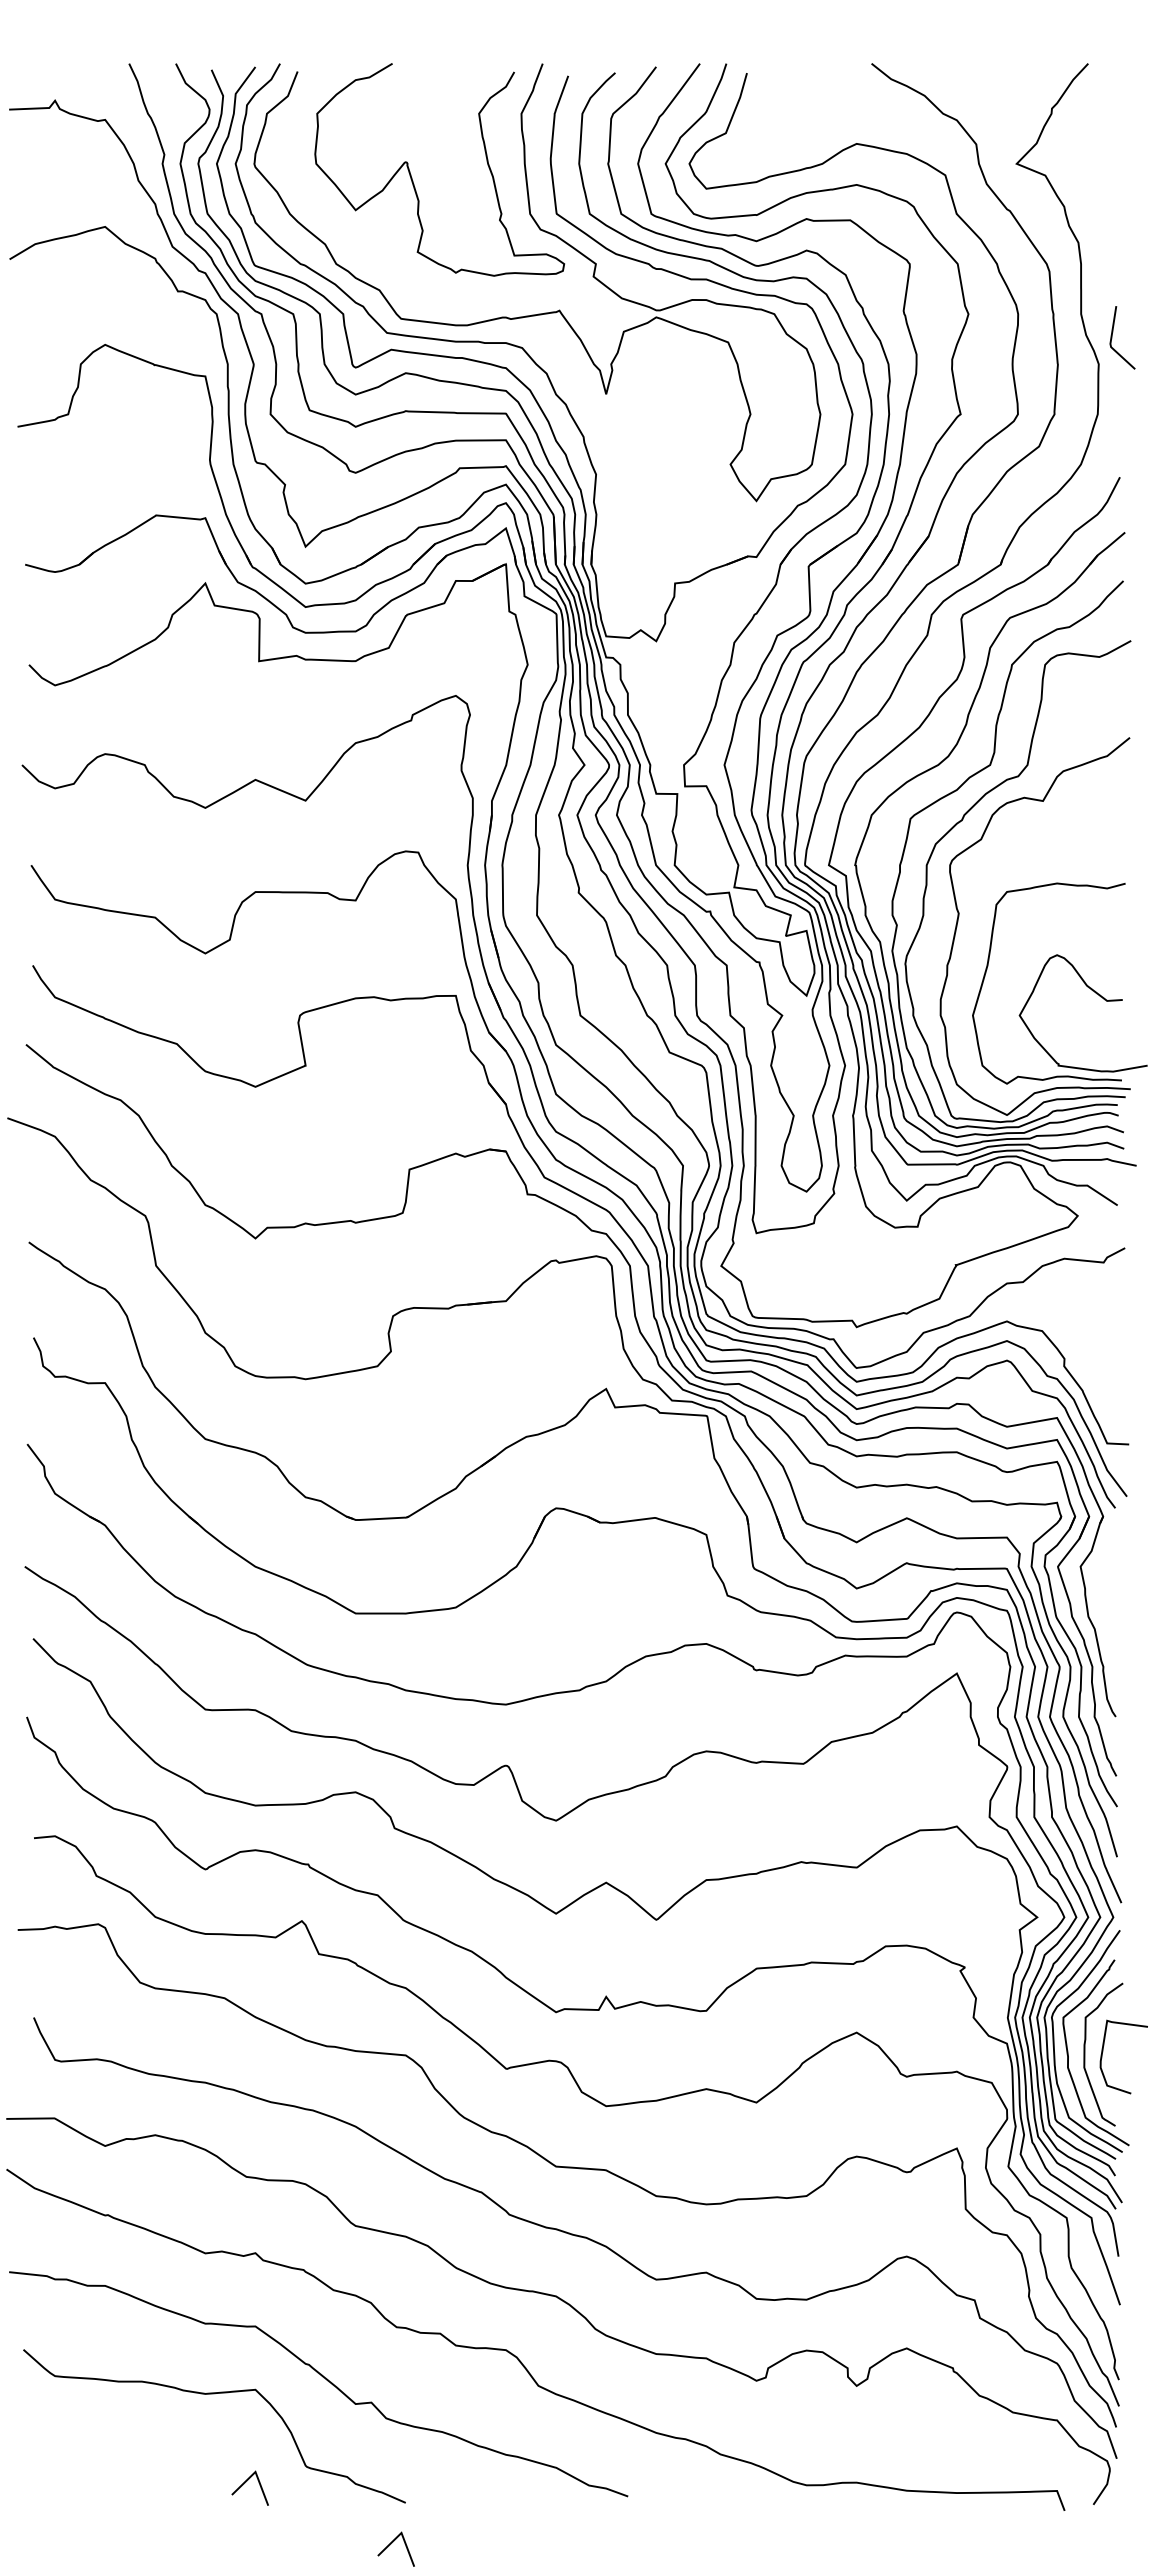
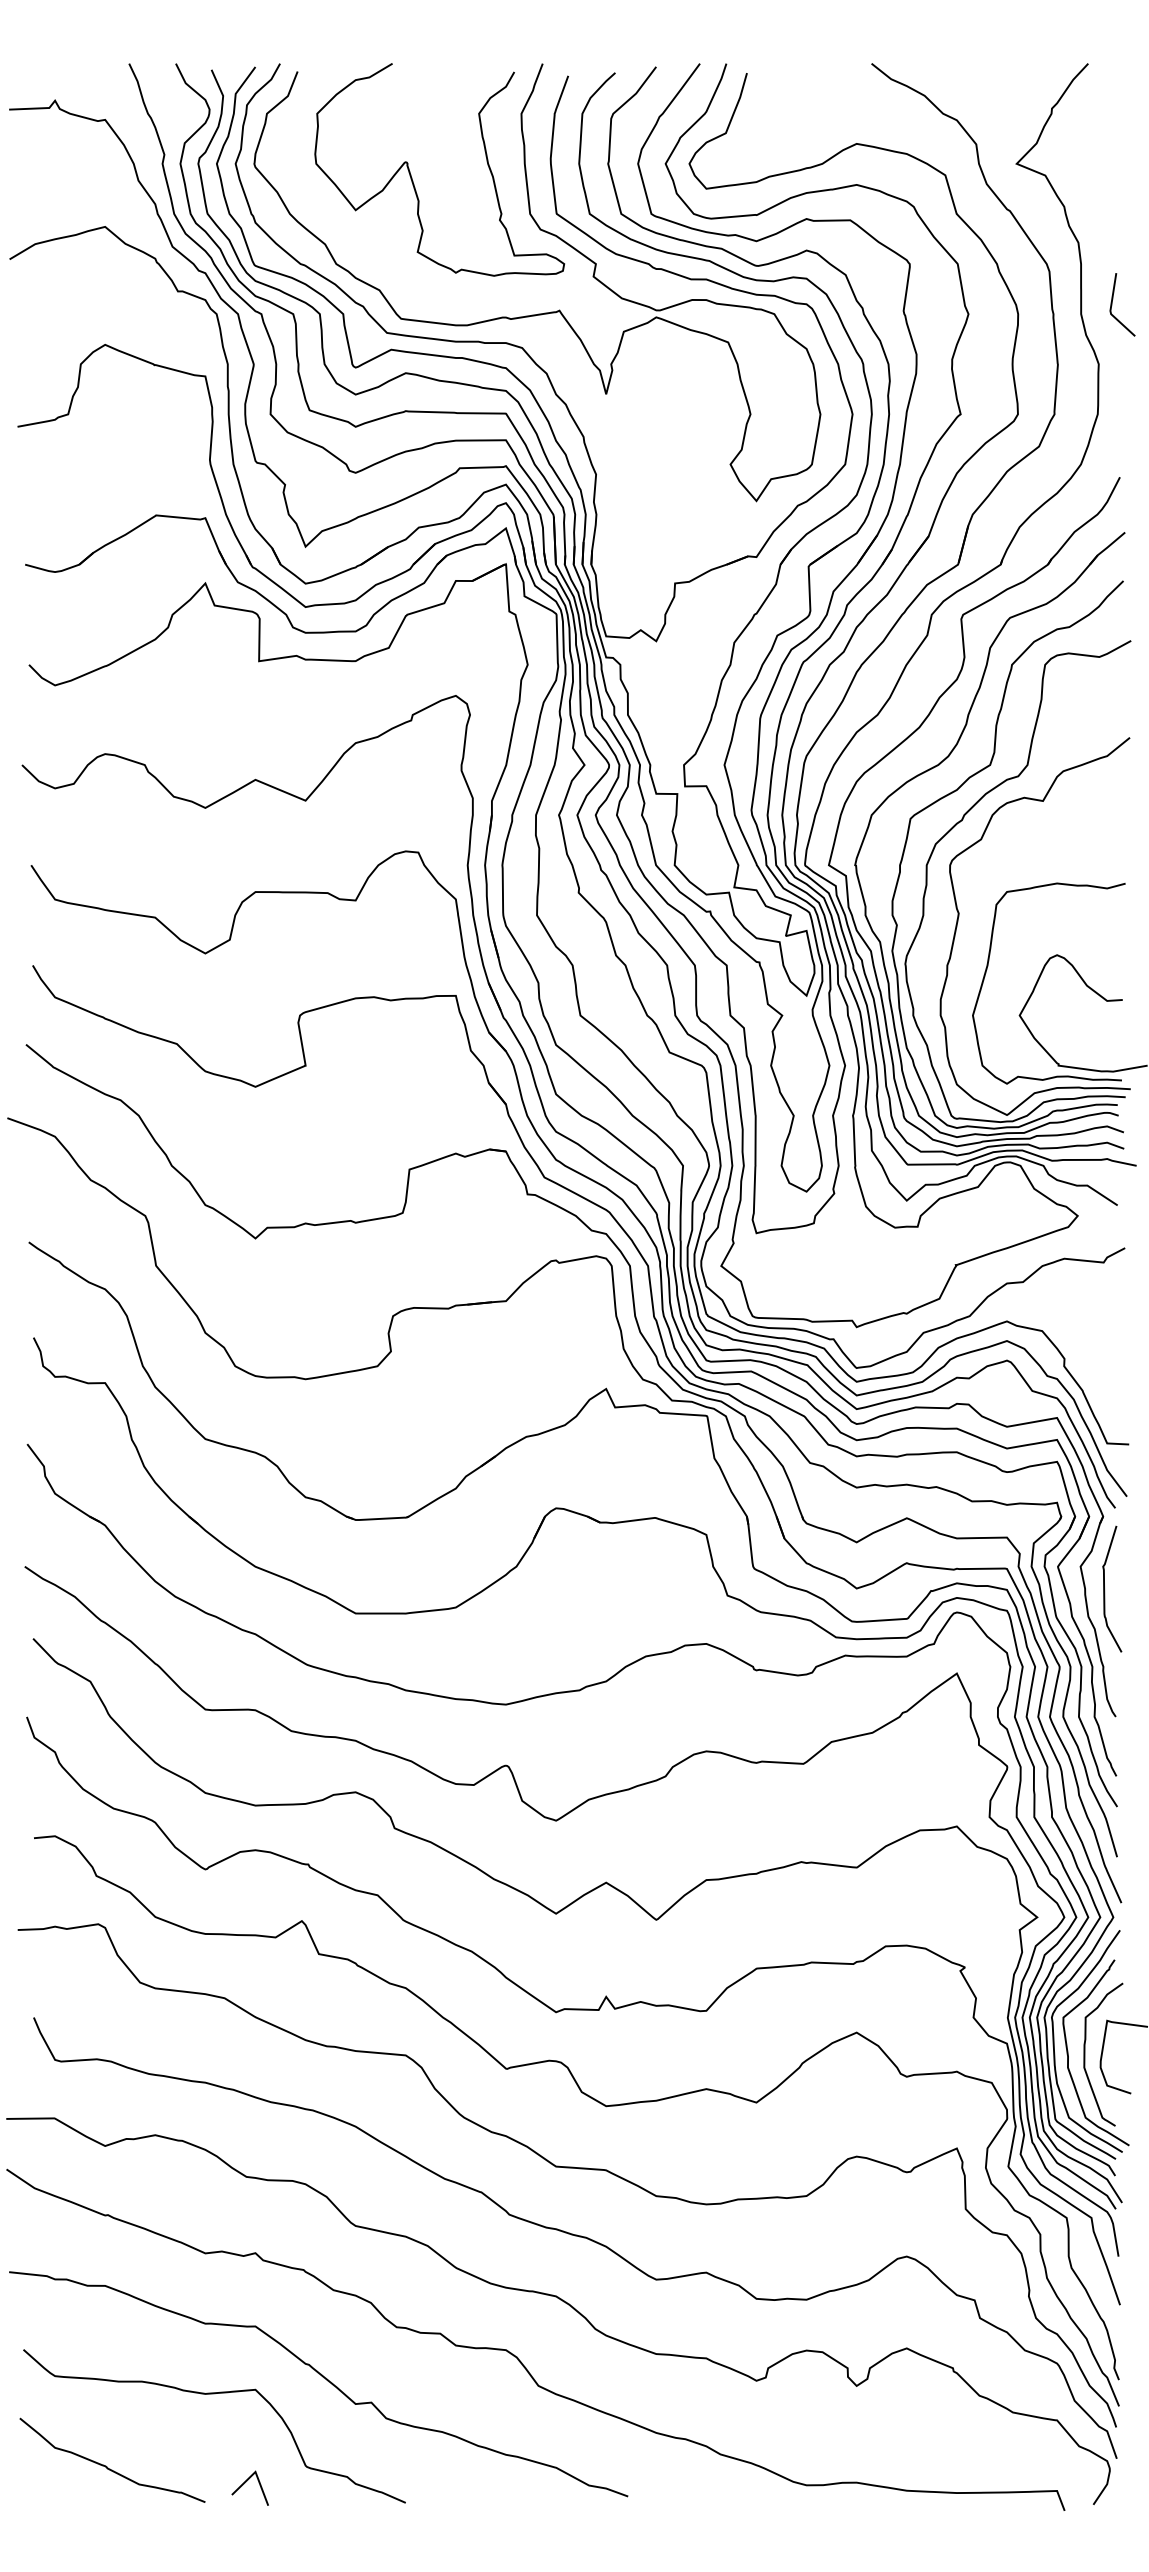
line position: (1112, 337) -> (1112, 304) (1112, 304)
curve: none -> present (1105, 1590)
curve: none -> present (106, 2465)
line: present -> none (391, 2544)
